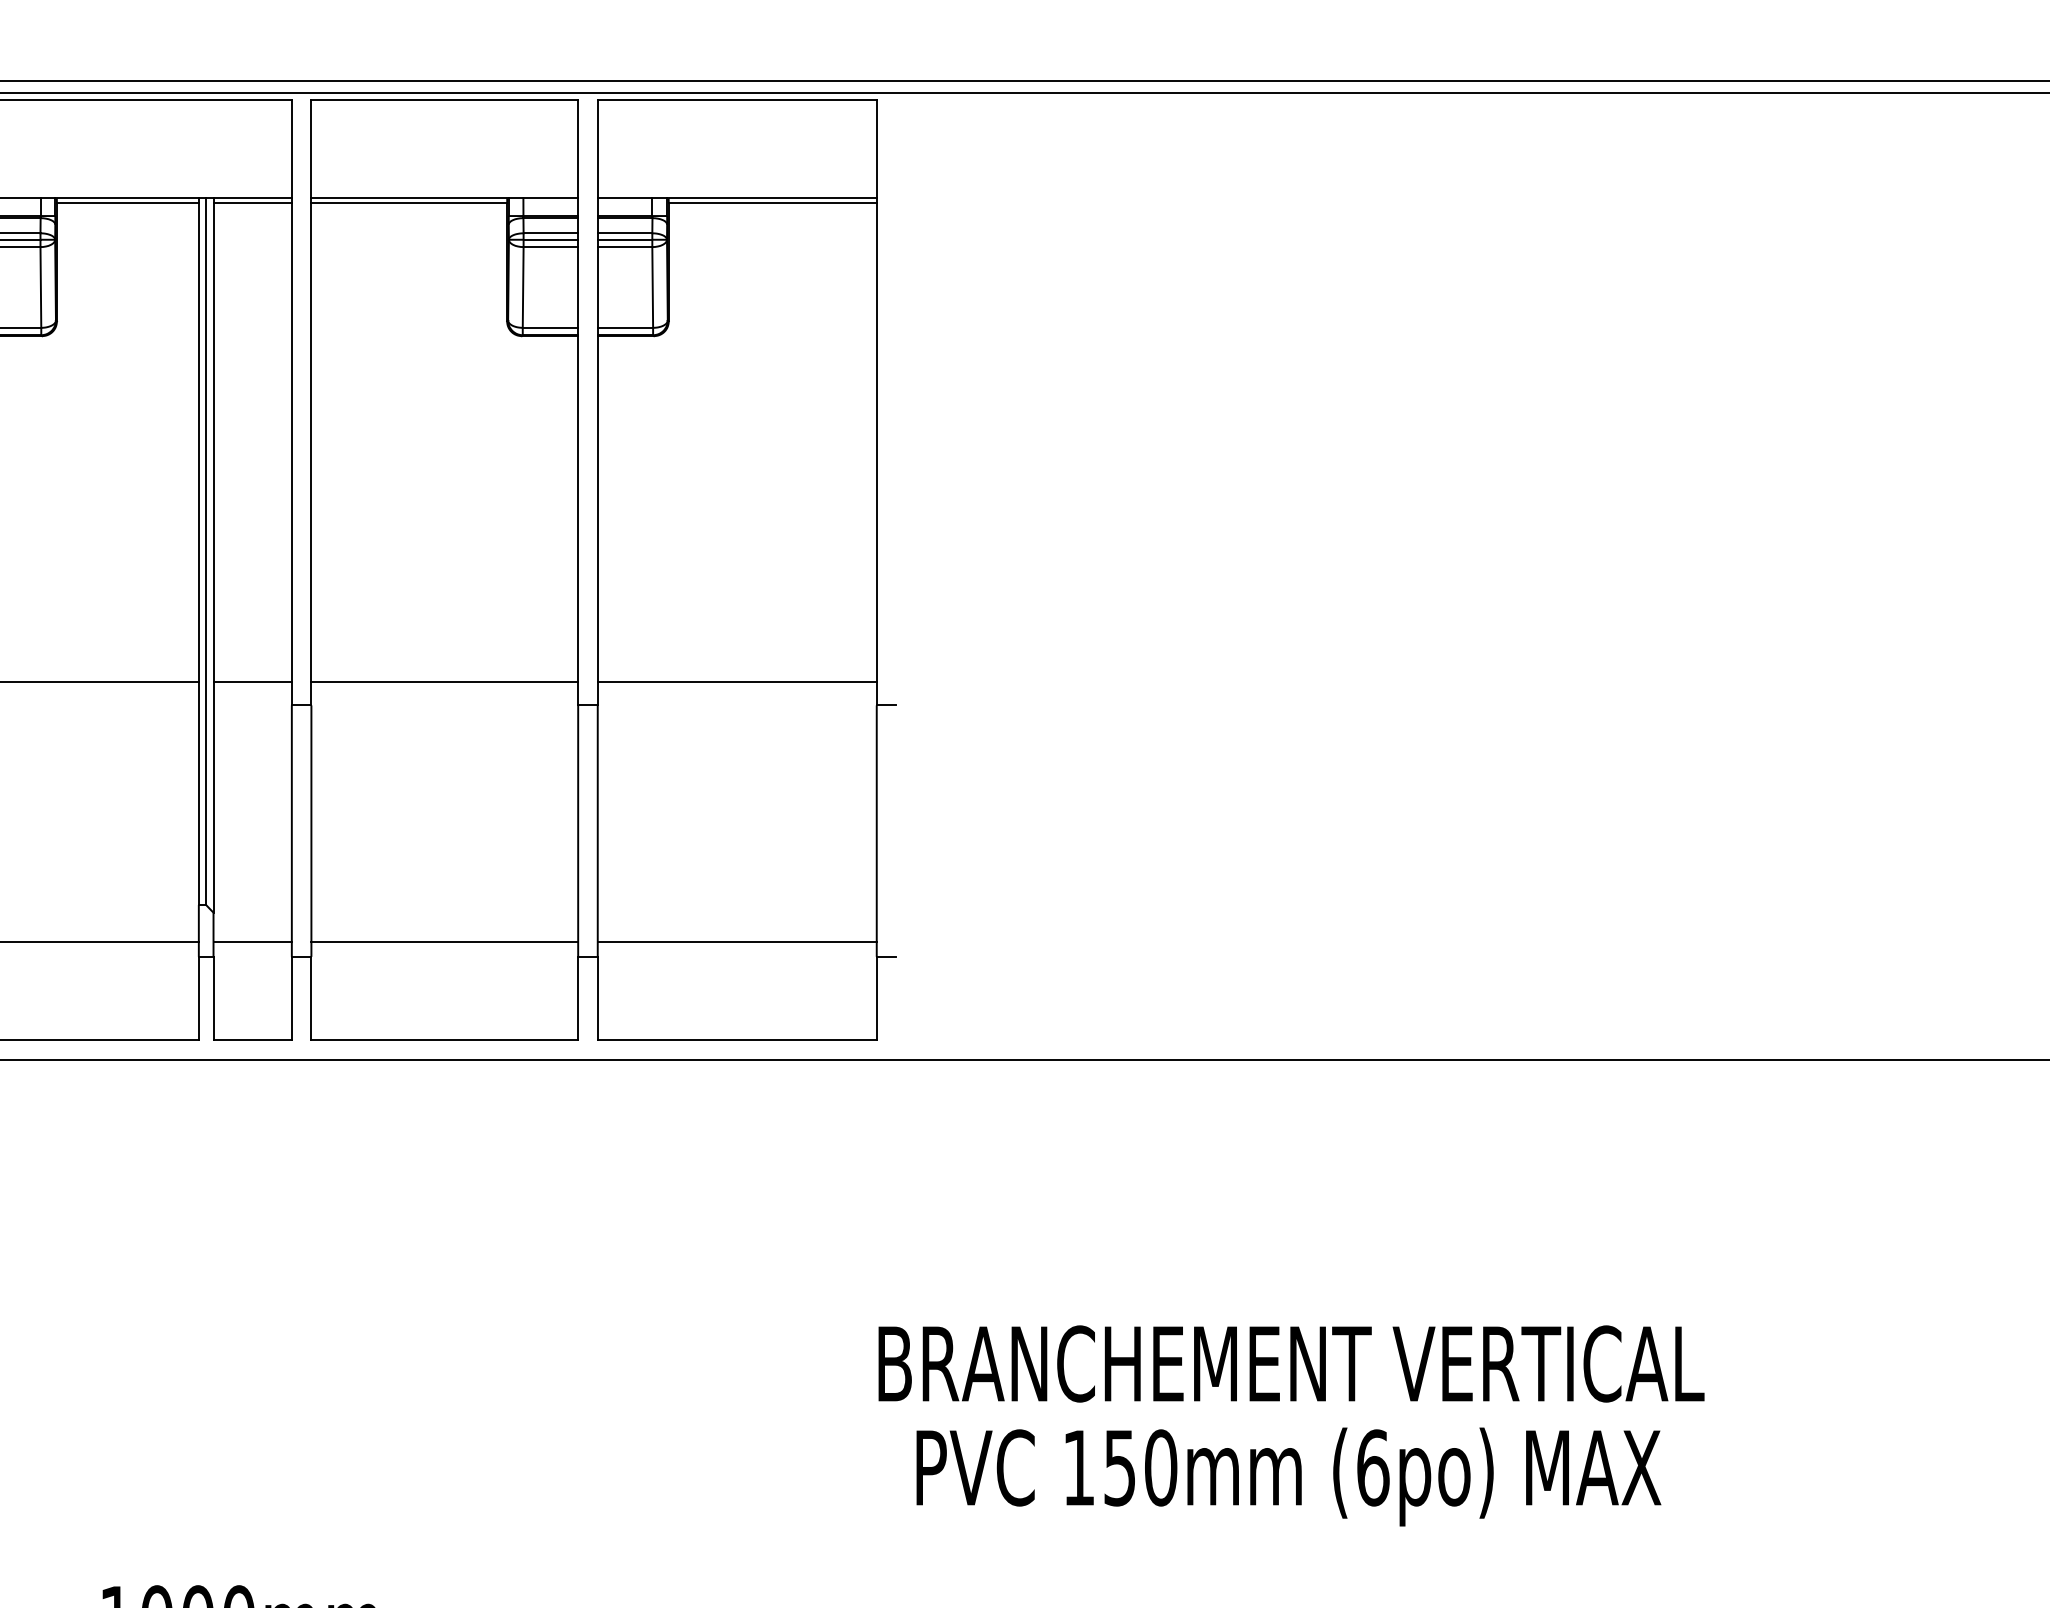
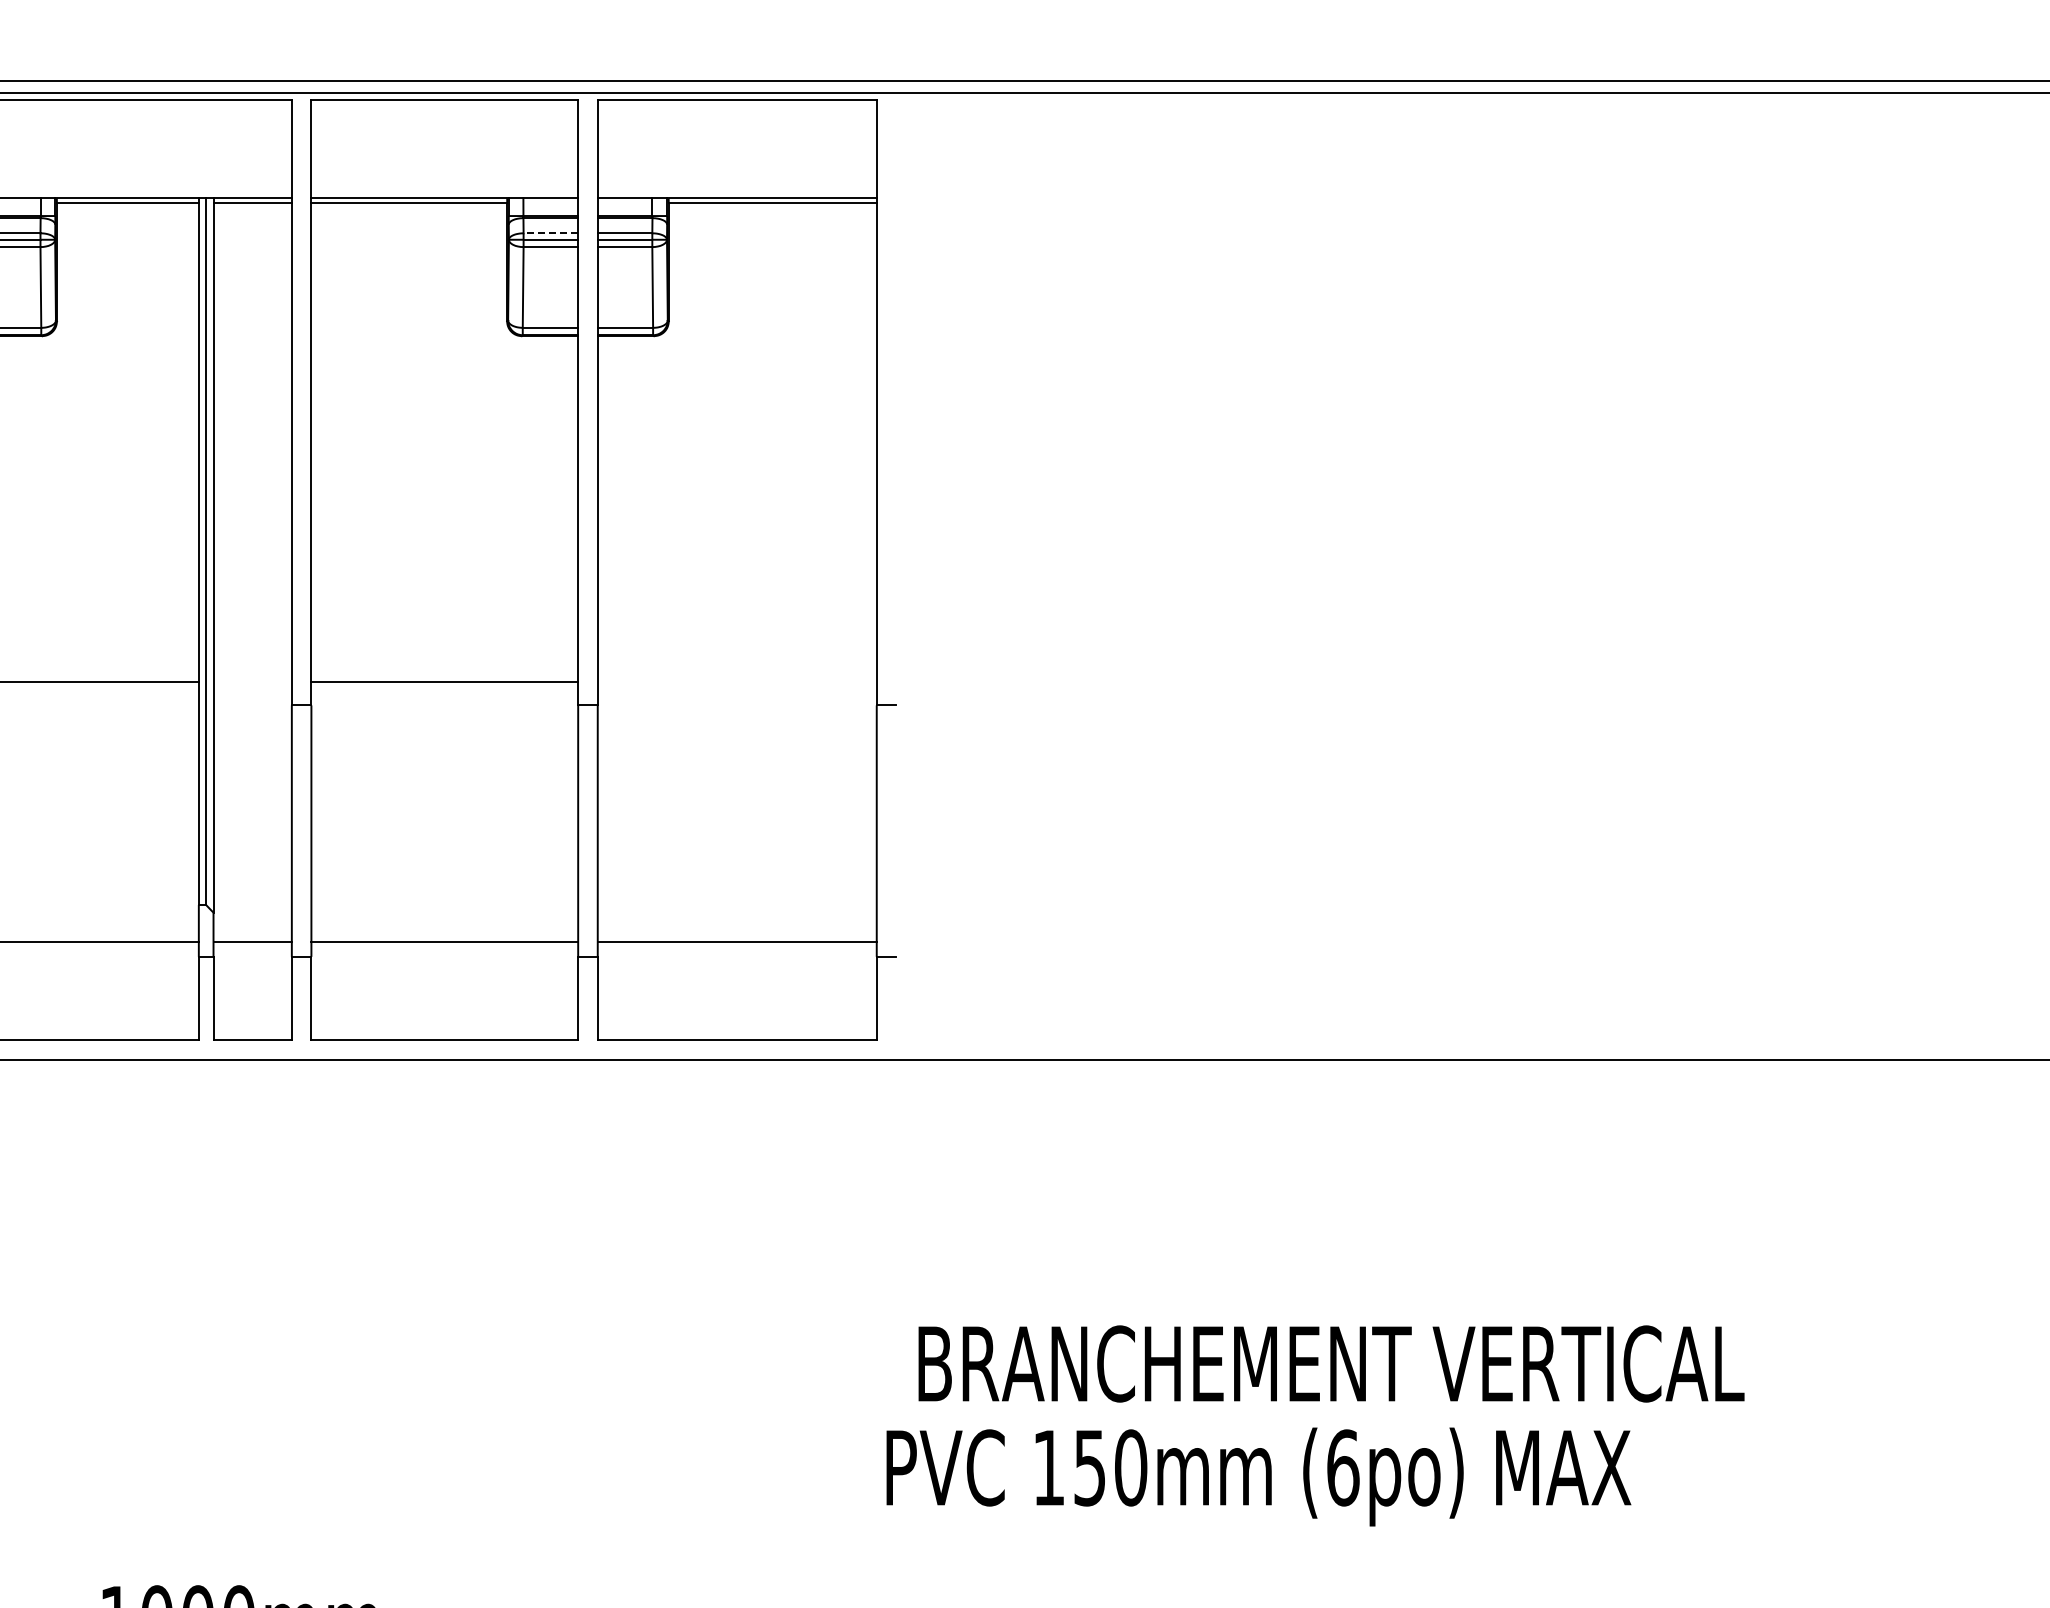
line: solid -> dashed (550, 233)
line: present -> none (252, 682)
line: present -> none (736, 682)
text position: (1291, 1363) -> (1331, 1363) (1331, 1363)
text position: (1288, 1476) -> (1258, 1476) (1258, 1476)
